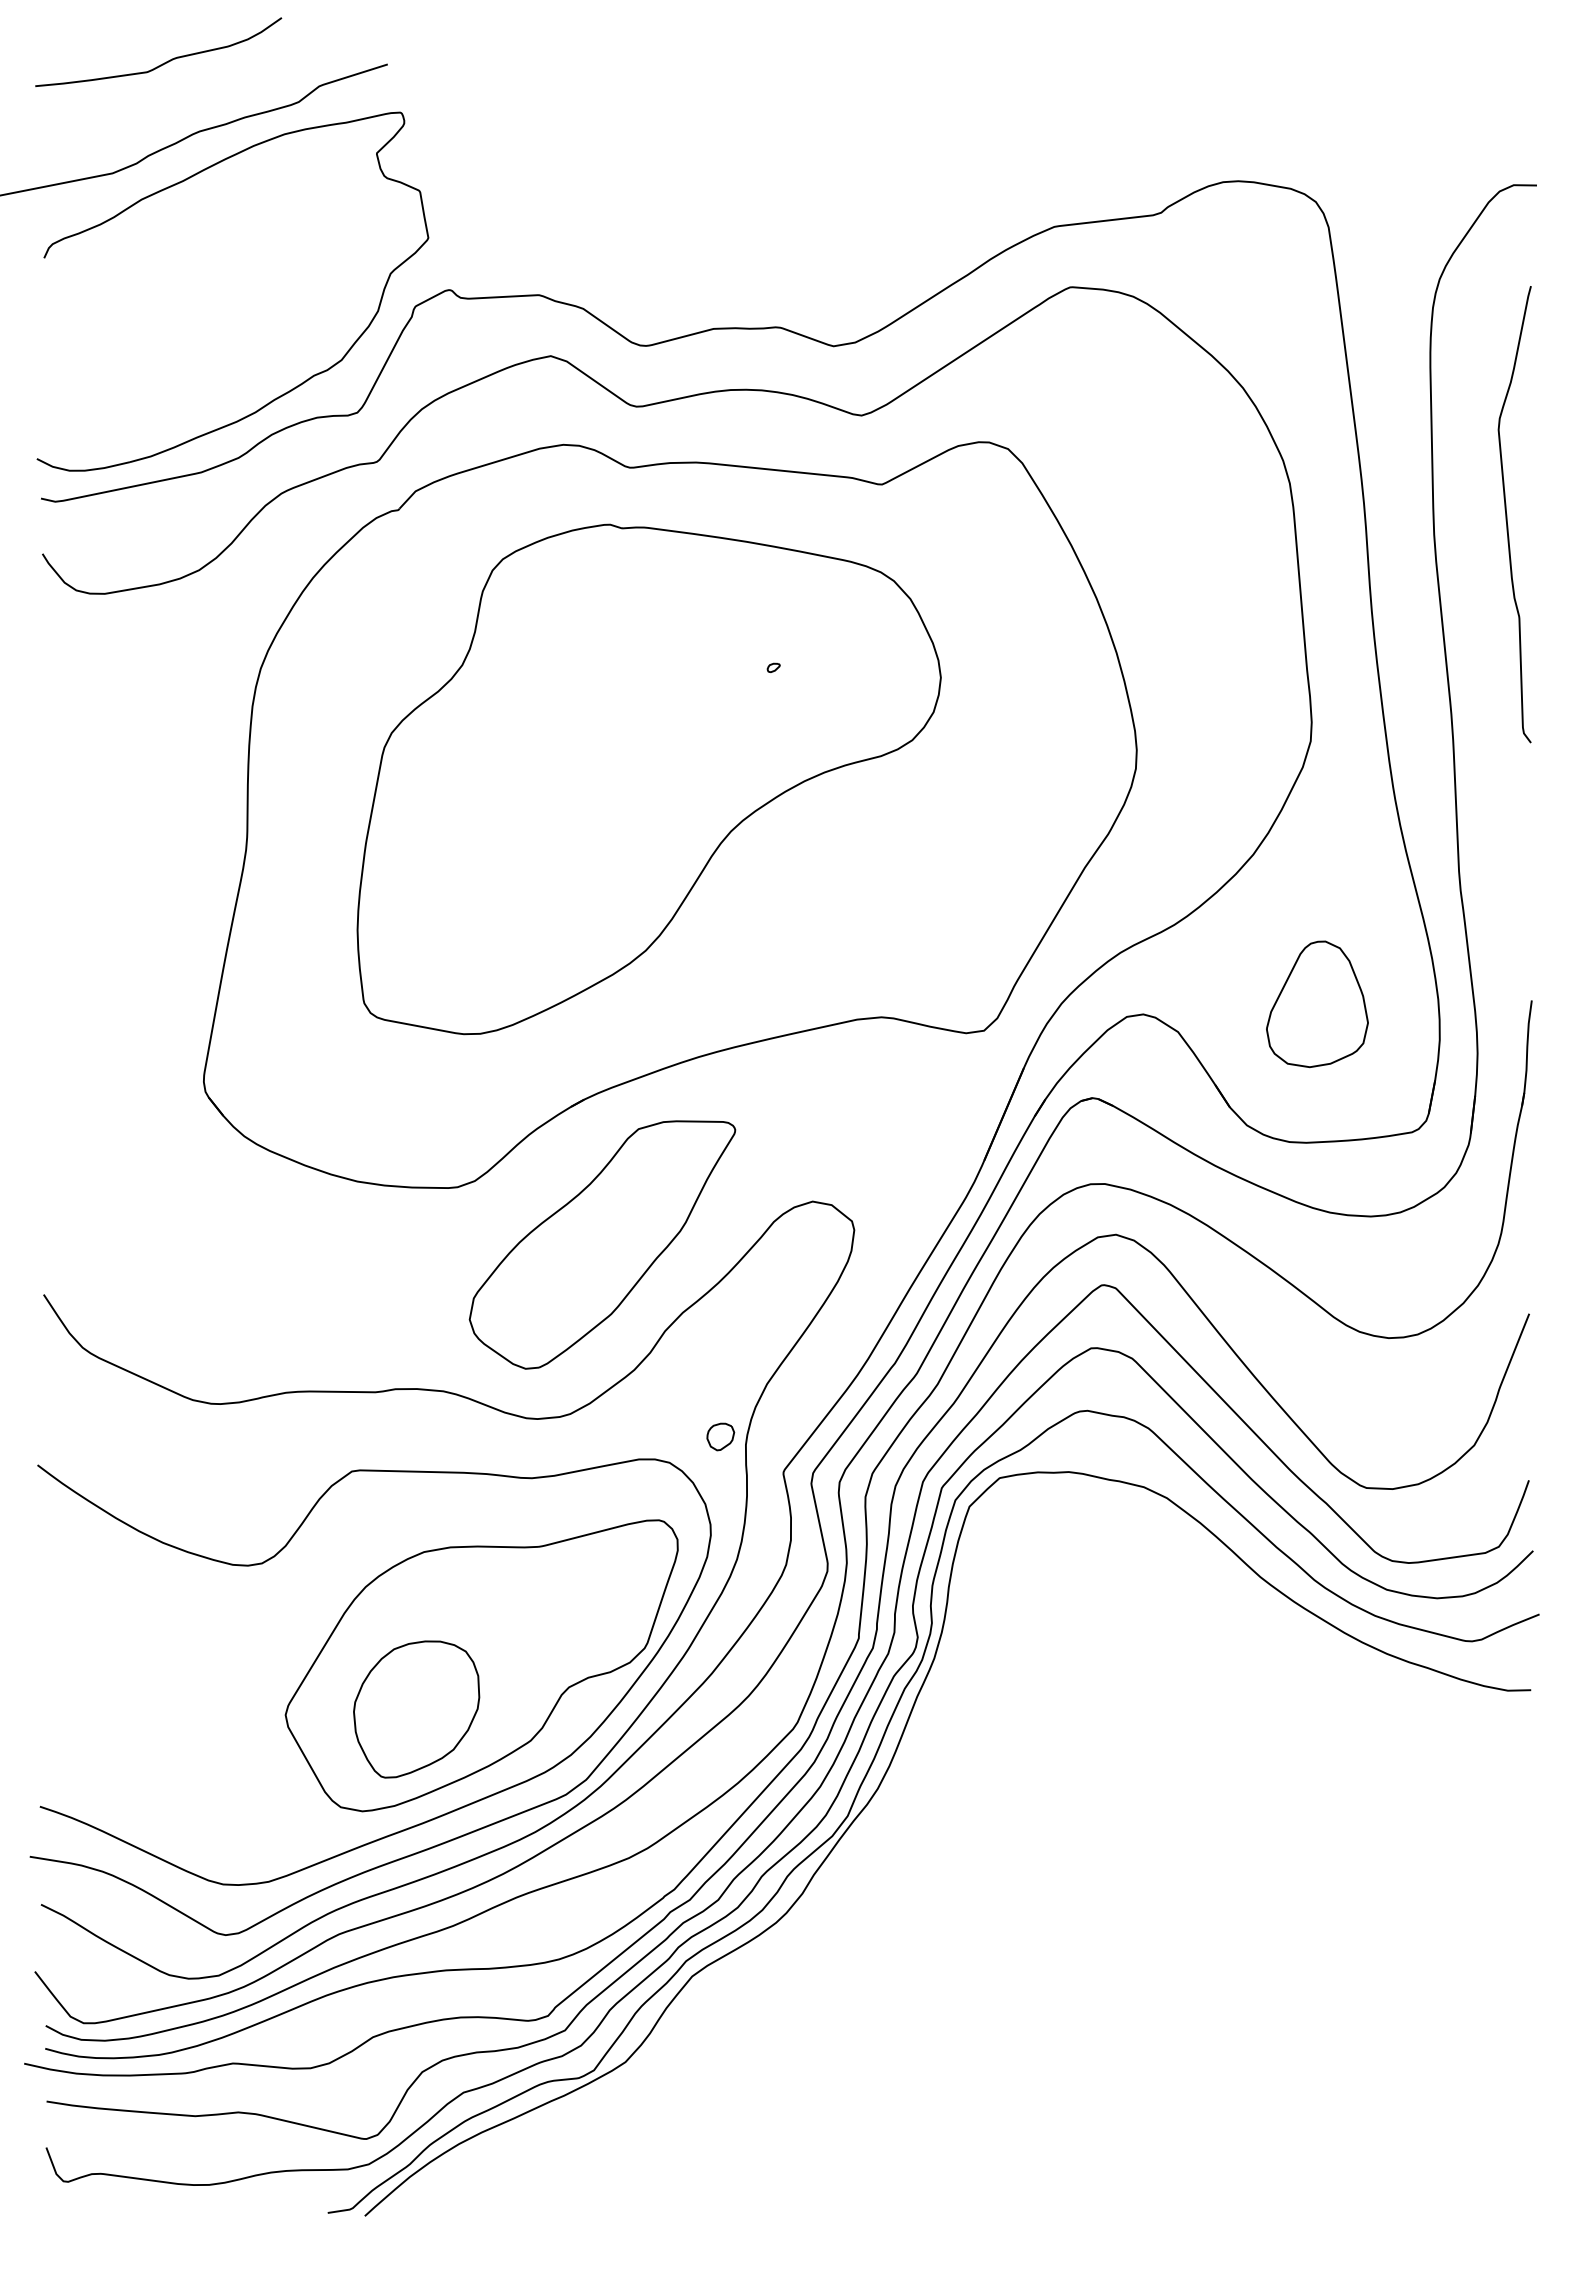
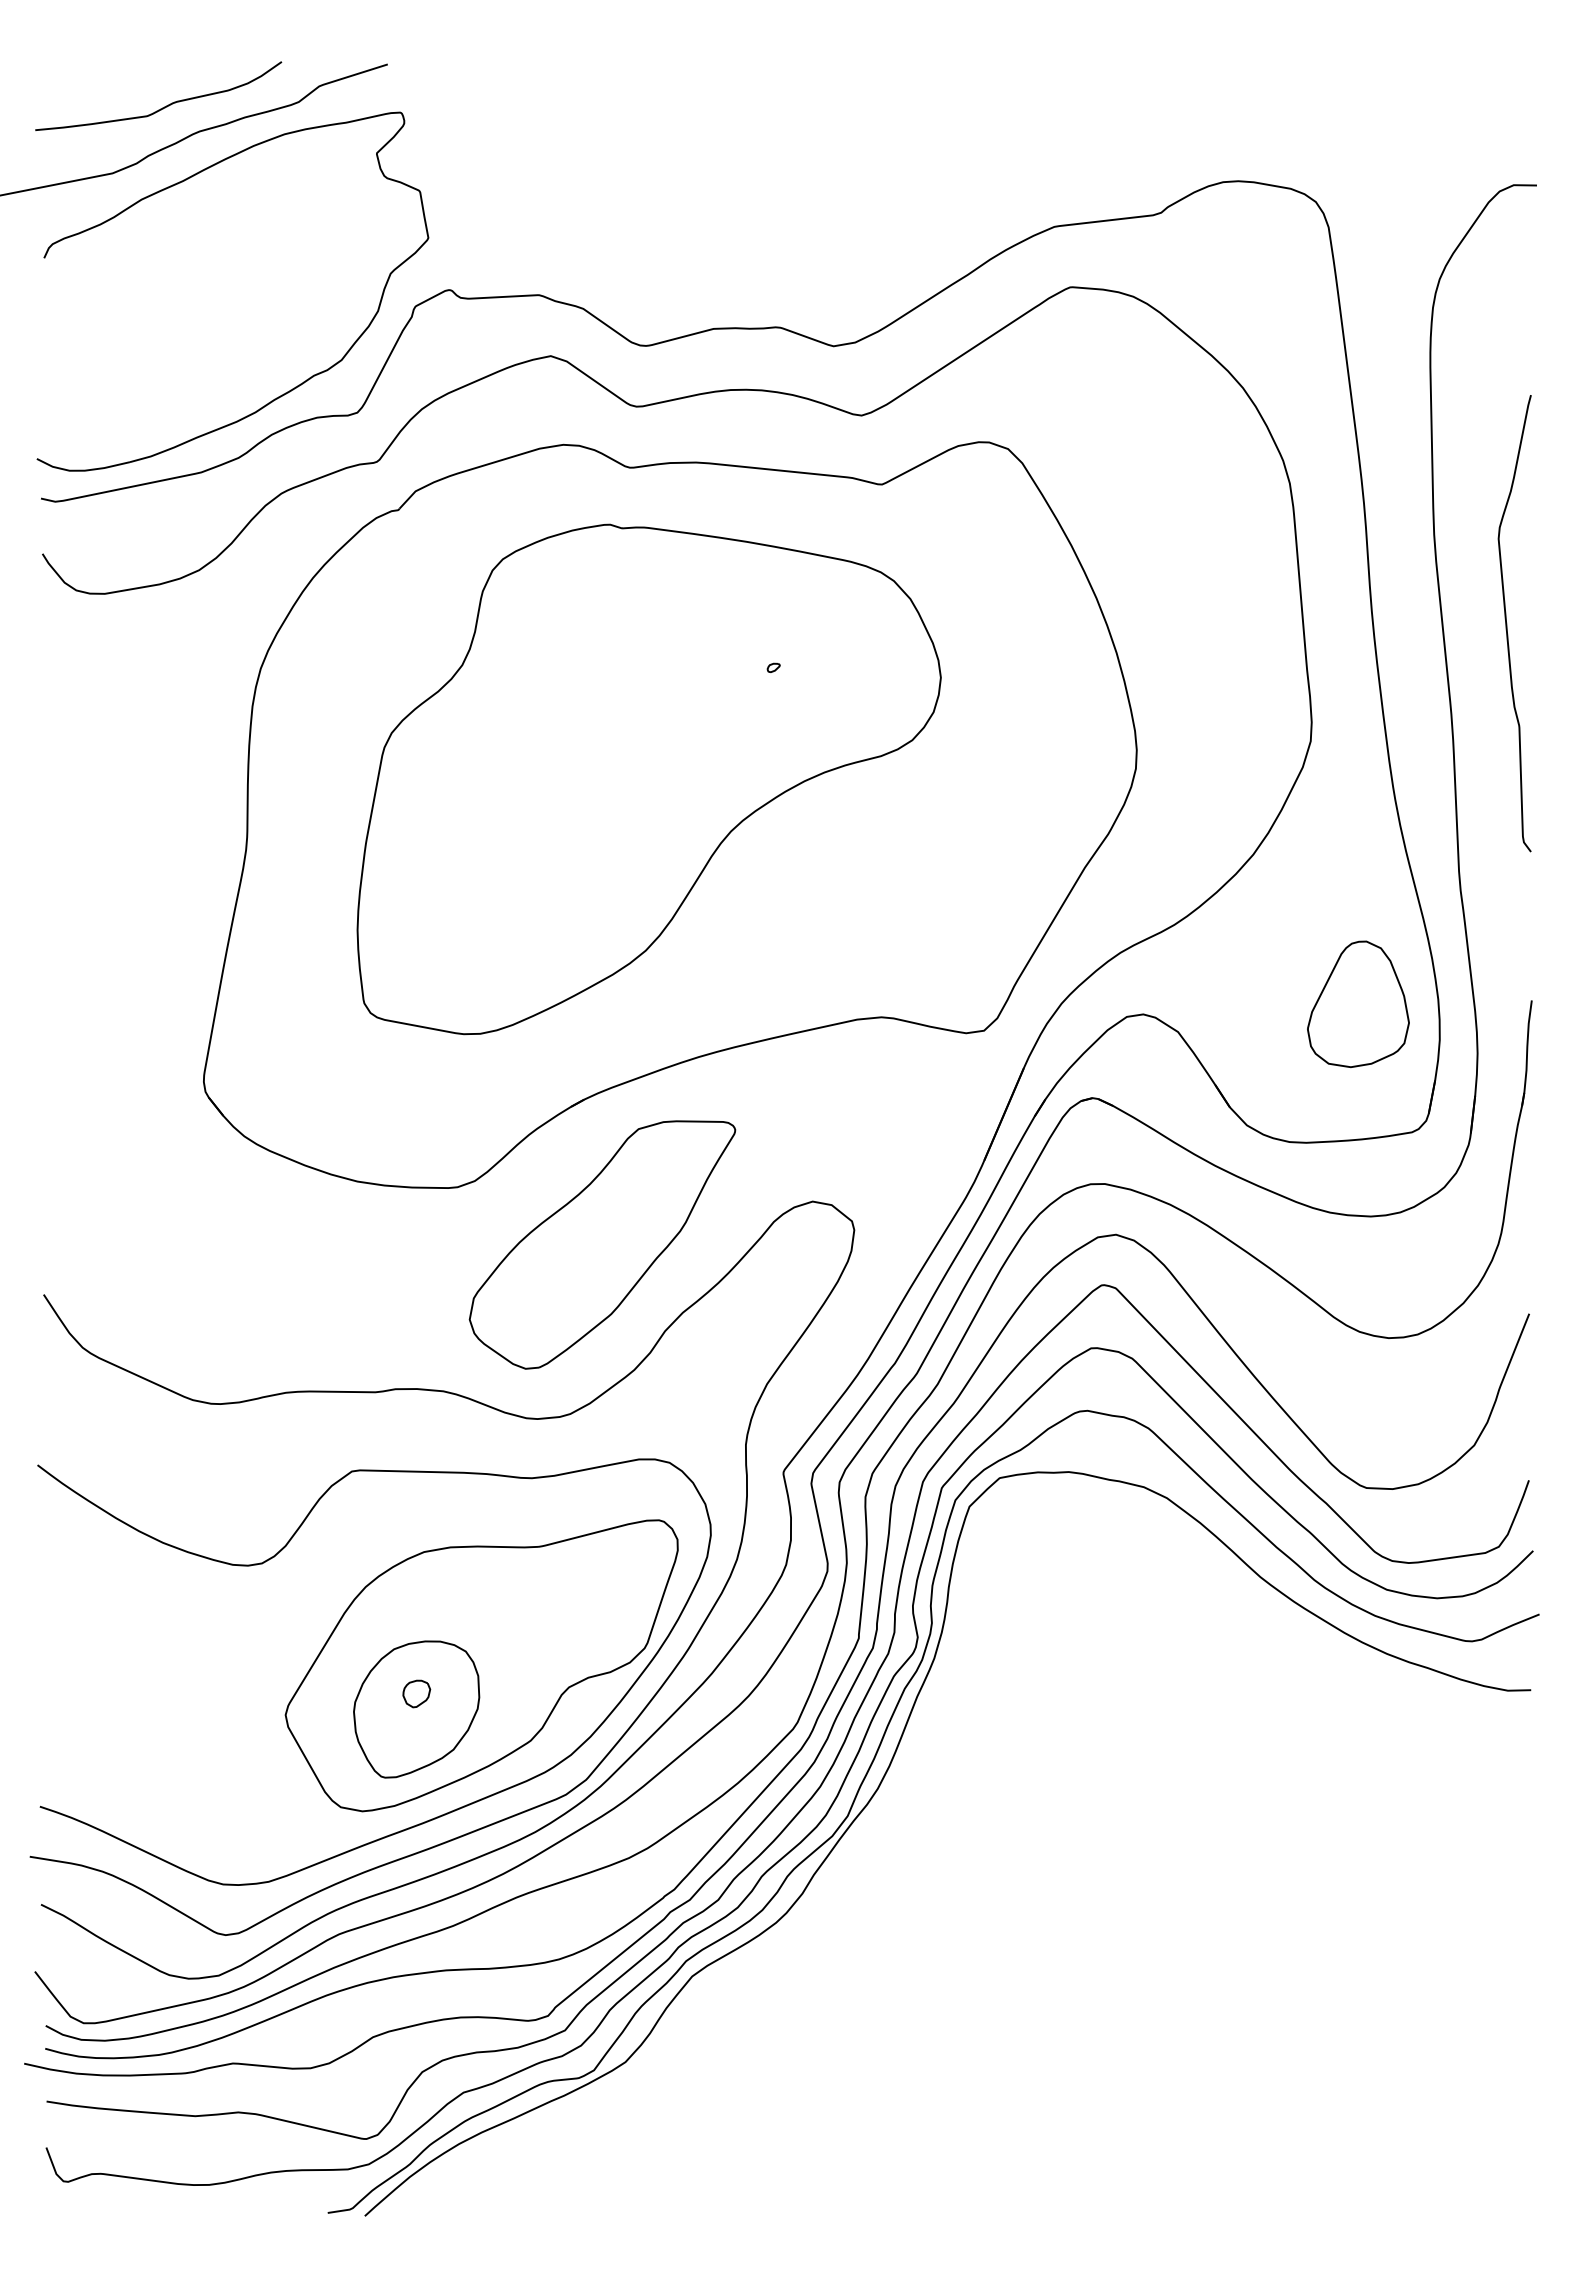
curve position: (164, 62) -> (164, 106) (164, 106)
curve position: (1507, 514) -> (1507, 623) (1507, 623)
part position: (1317, 1004) -> (1358, 1004) (1358, 1004)
part position: (720, 1436) -> (416, 1693) (416, 1693)
